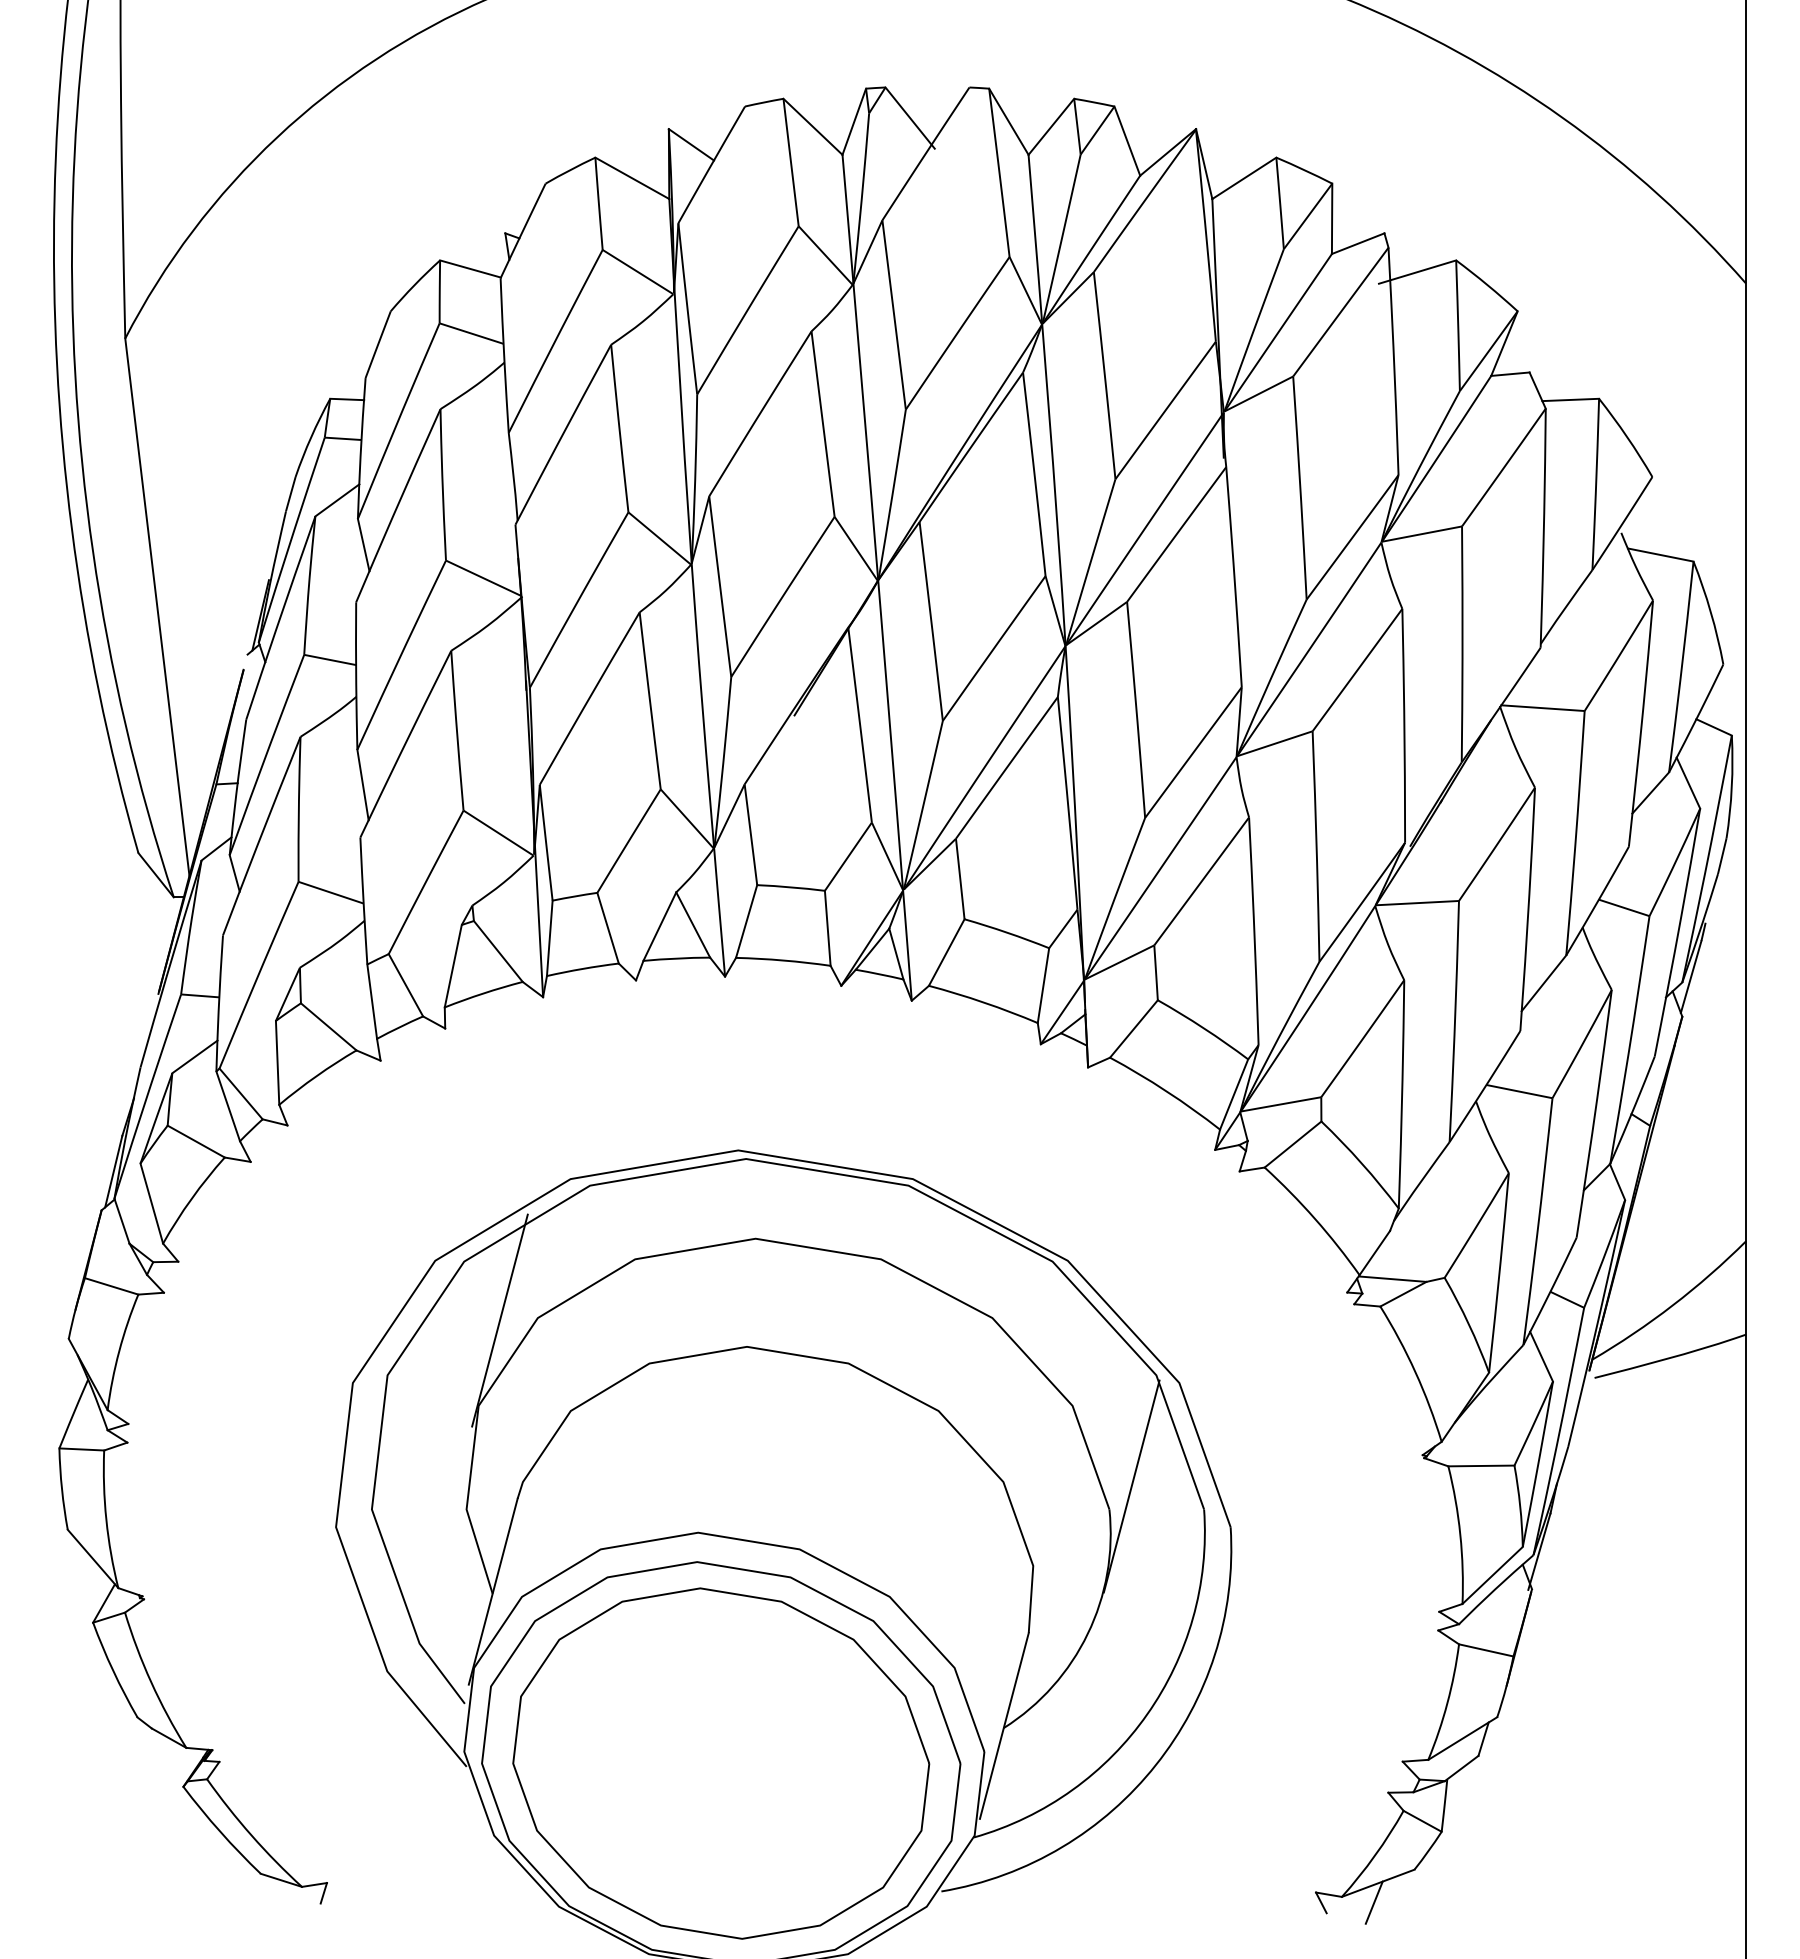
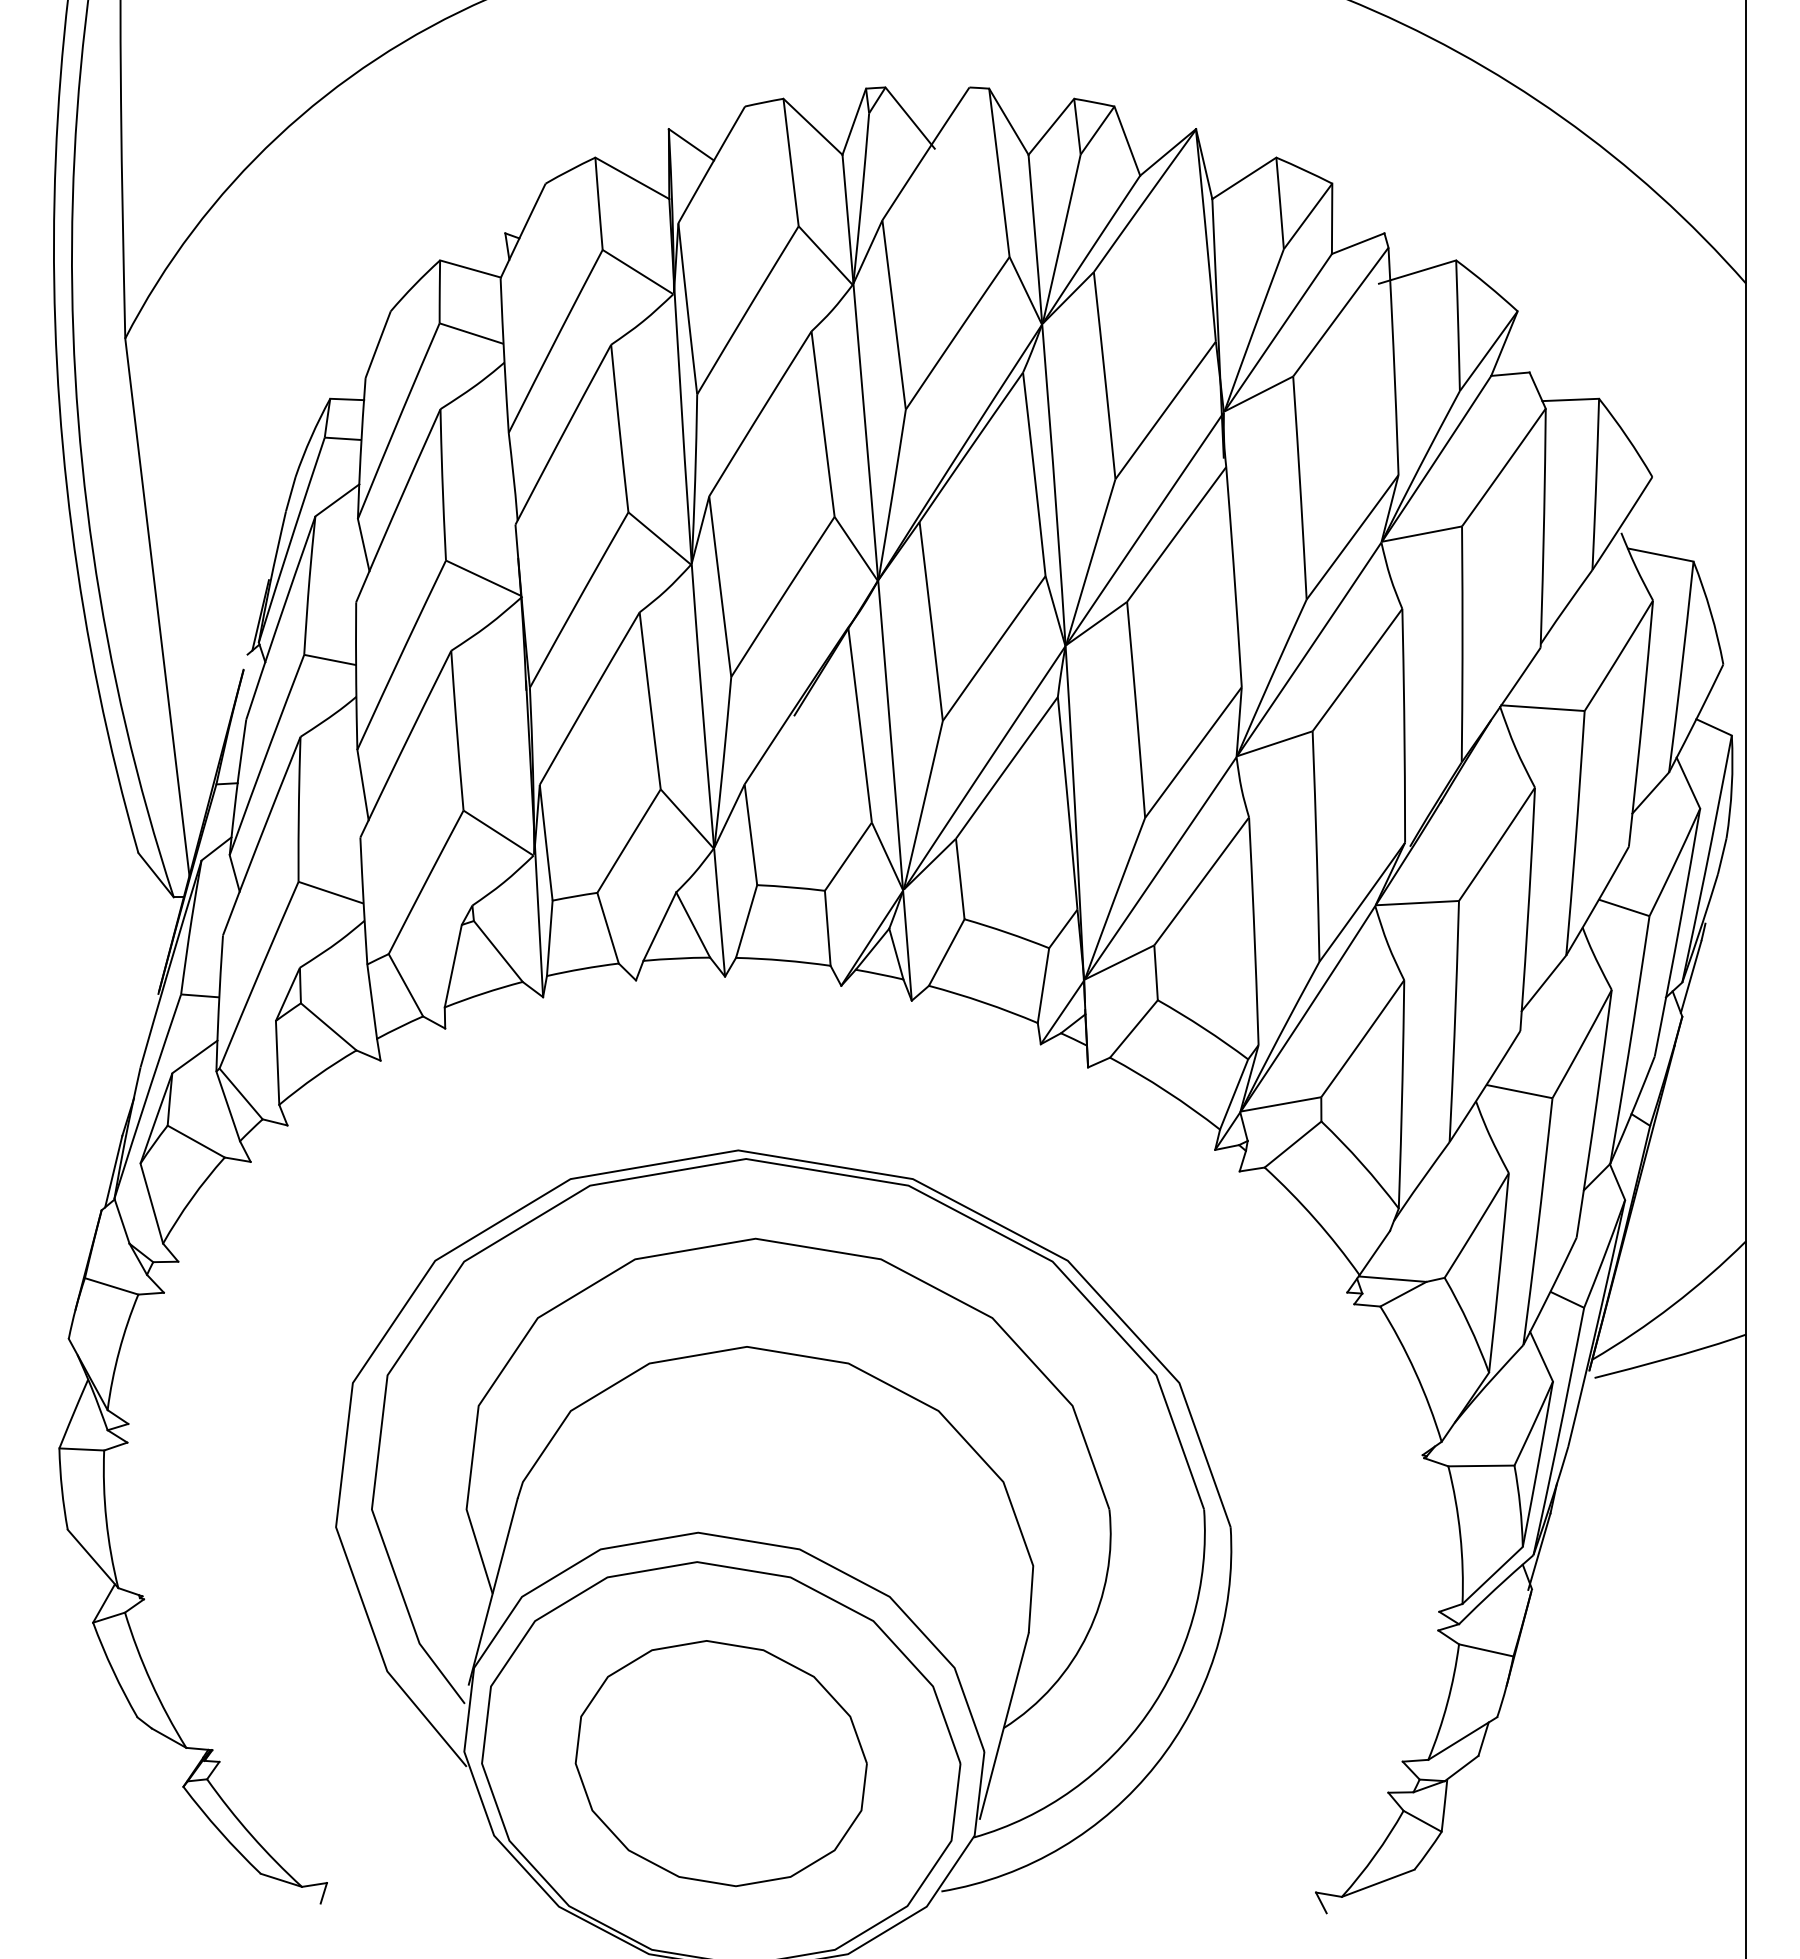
line: present -> none (499, 1320)
line: present -> none (1131, 1486)
part size: 419x353 px -> 294x248 px (720, 1763)
line: present -> none (1373, 1902)
